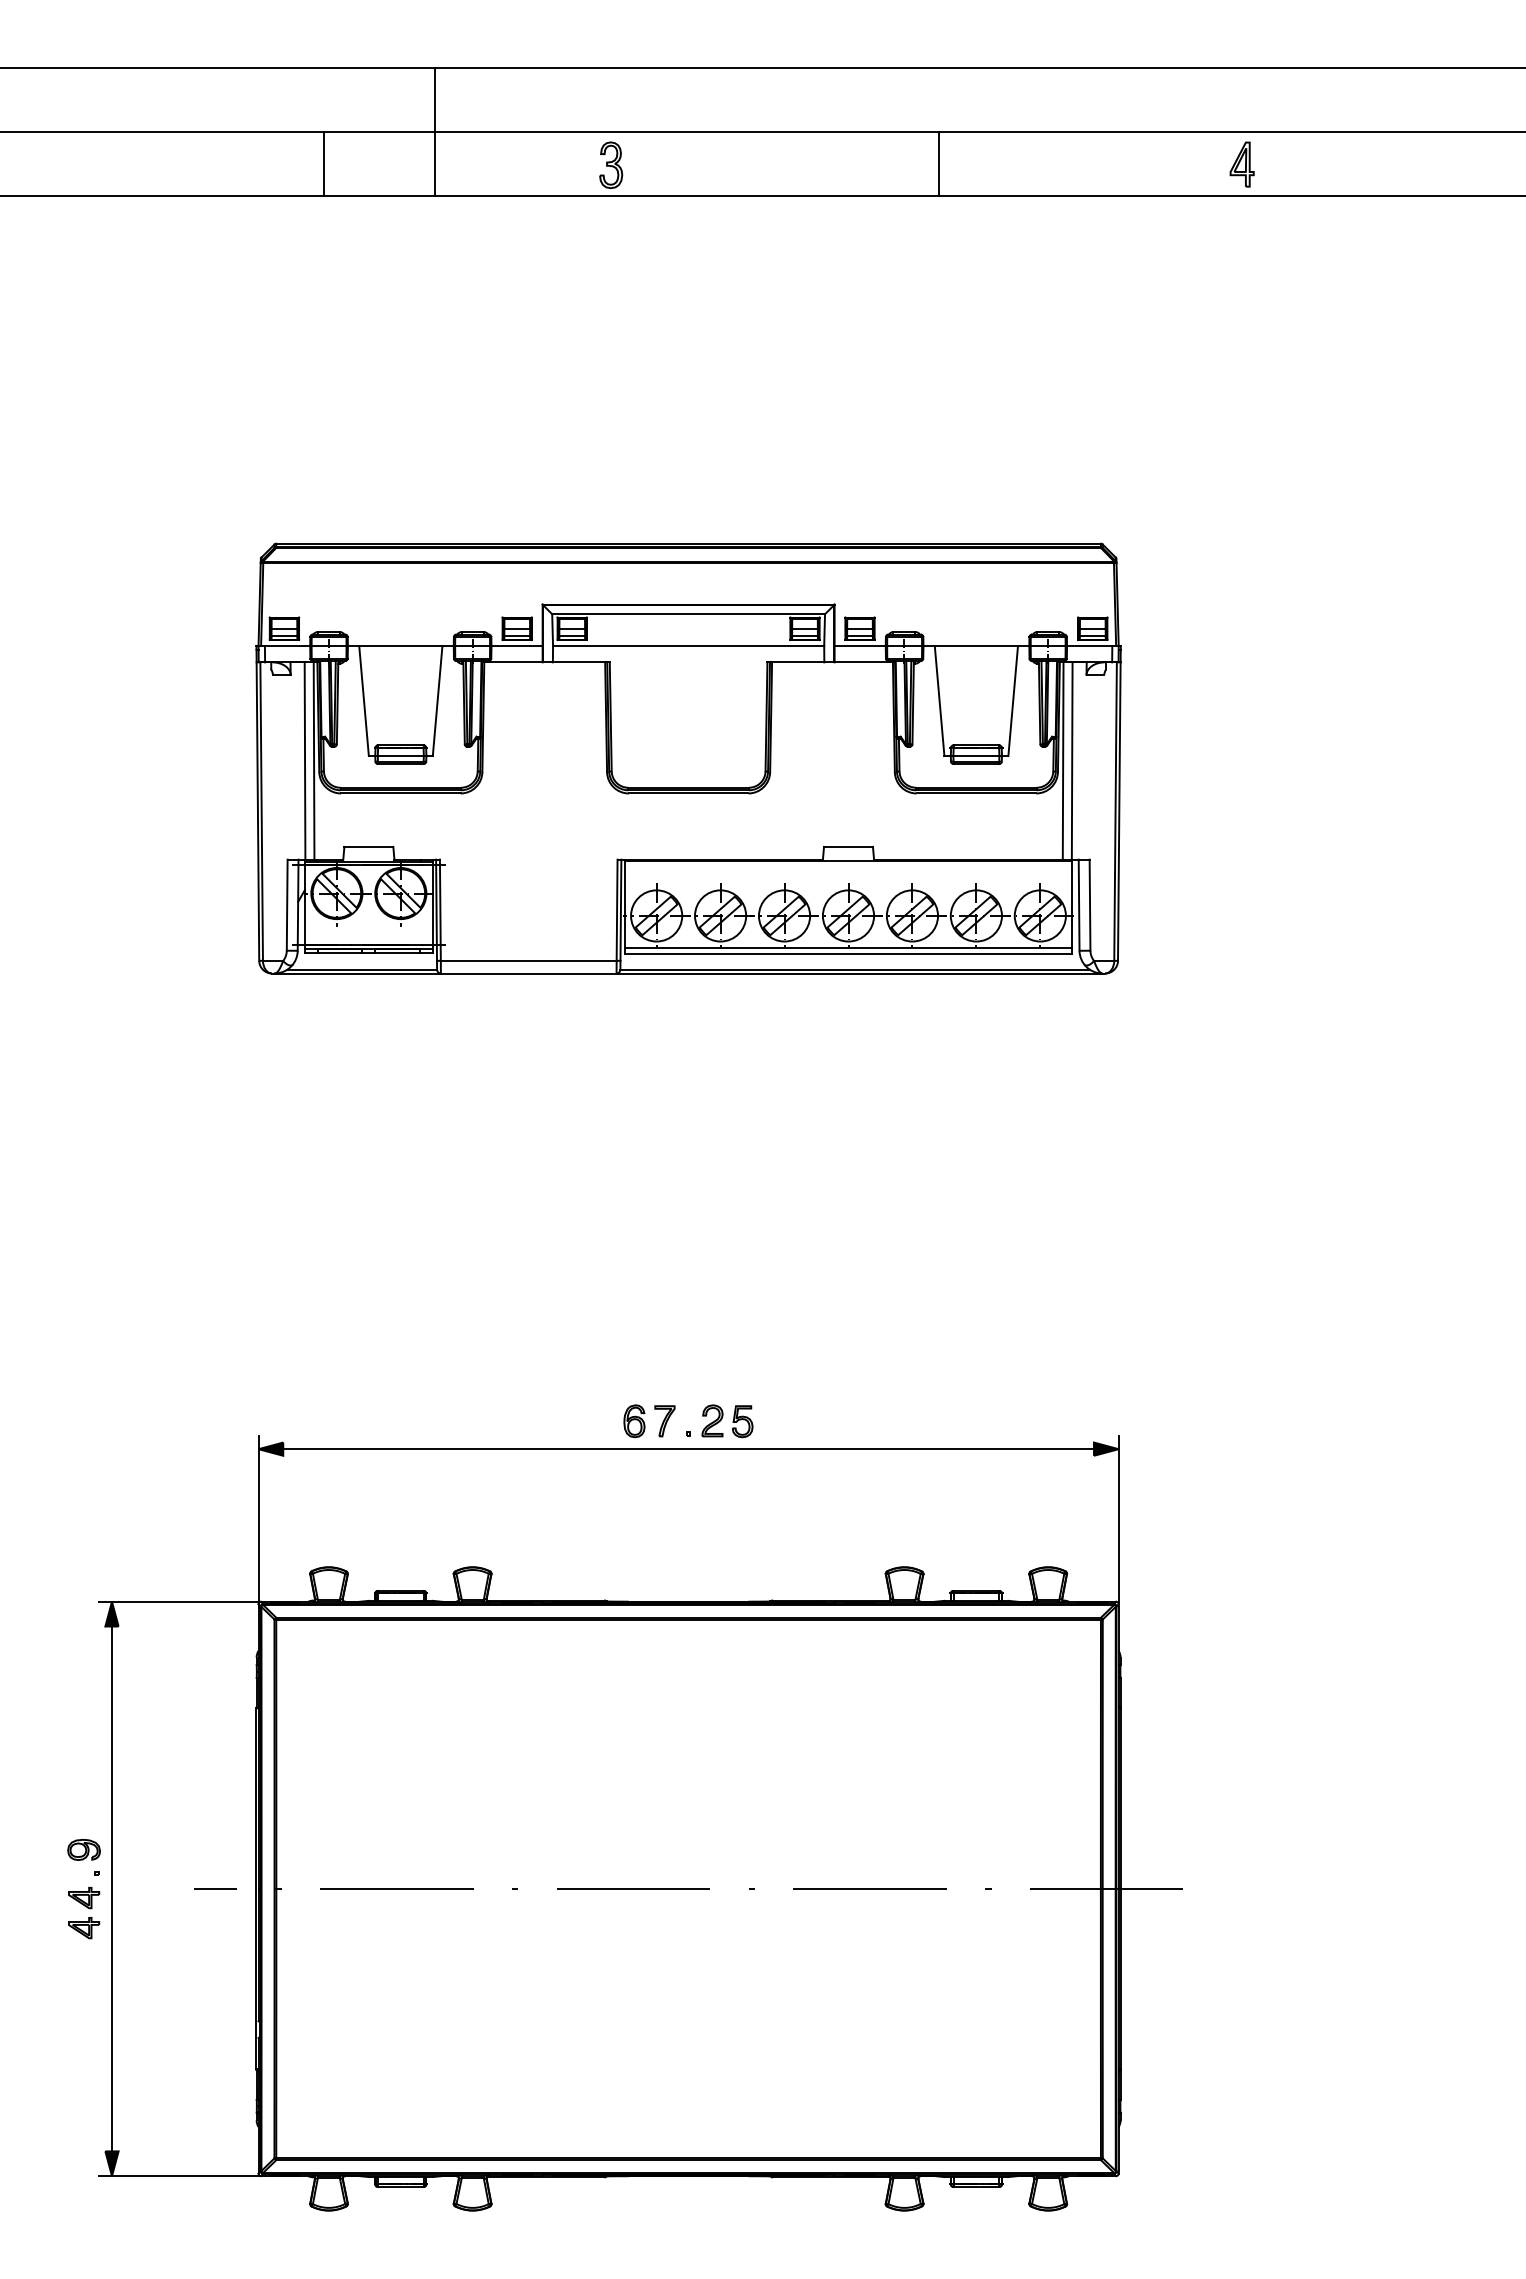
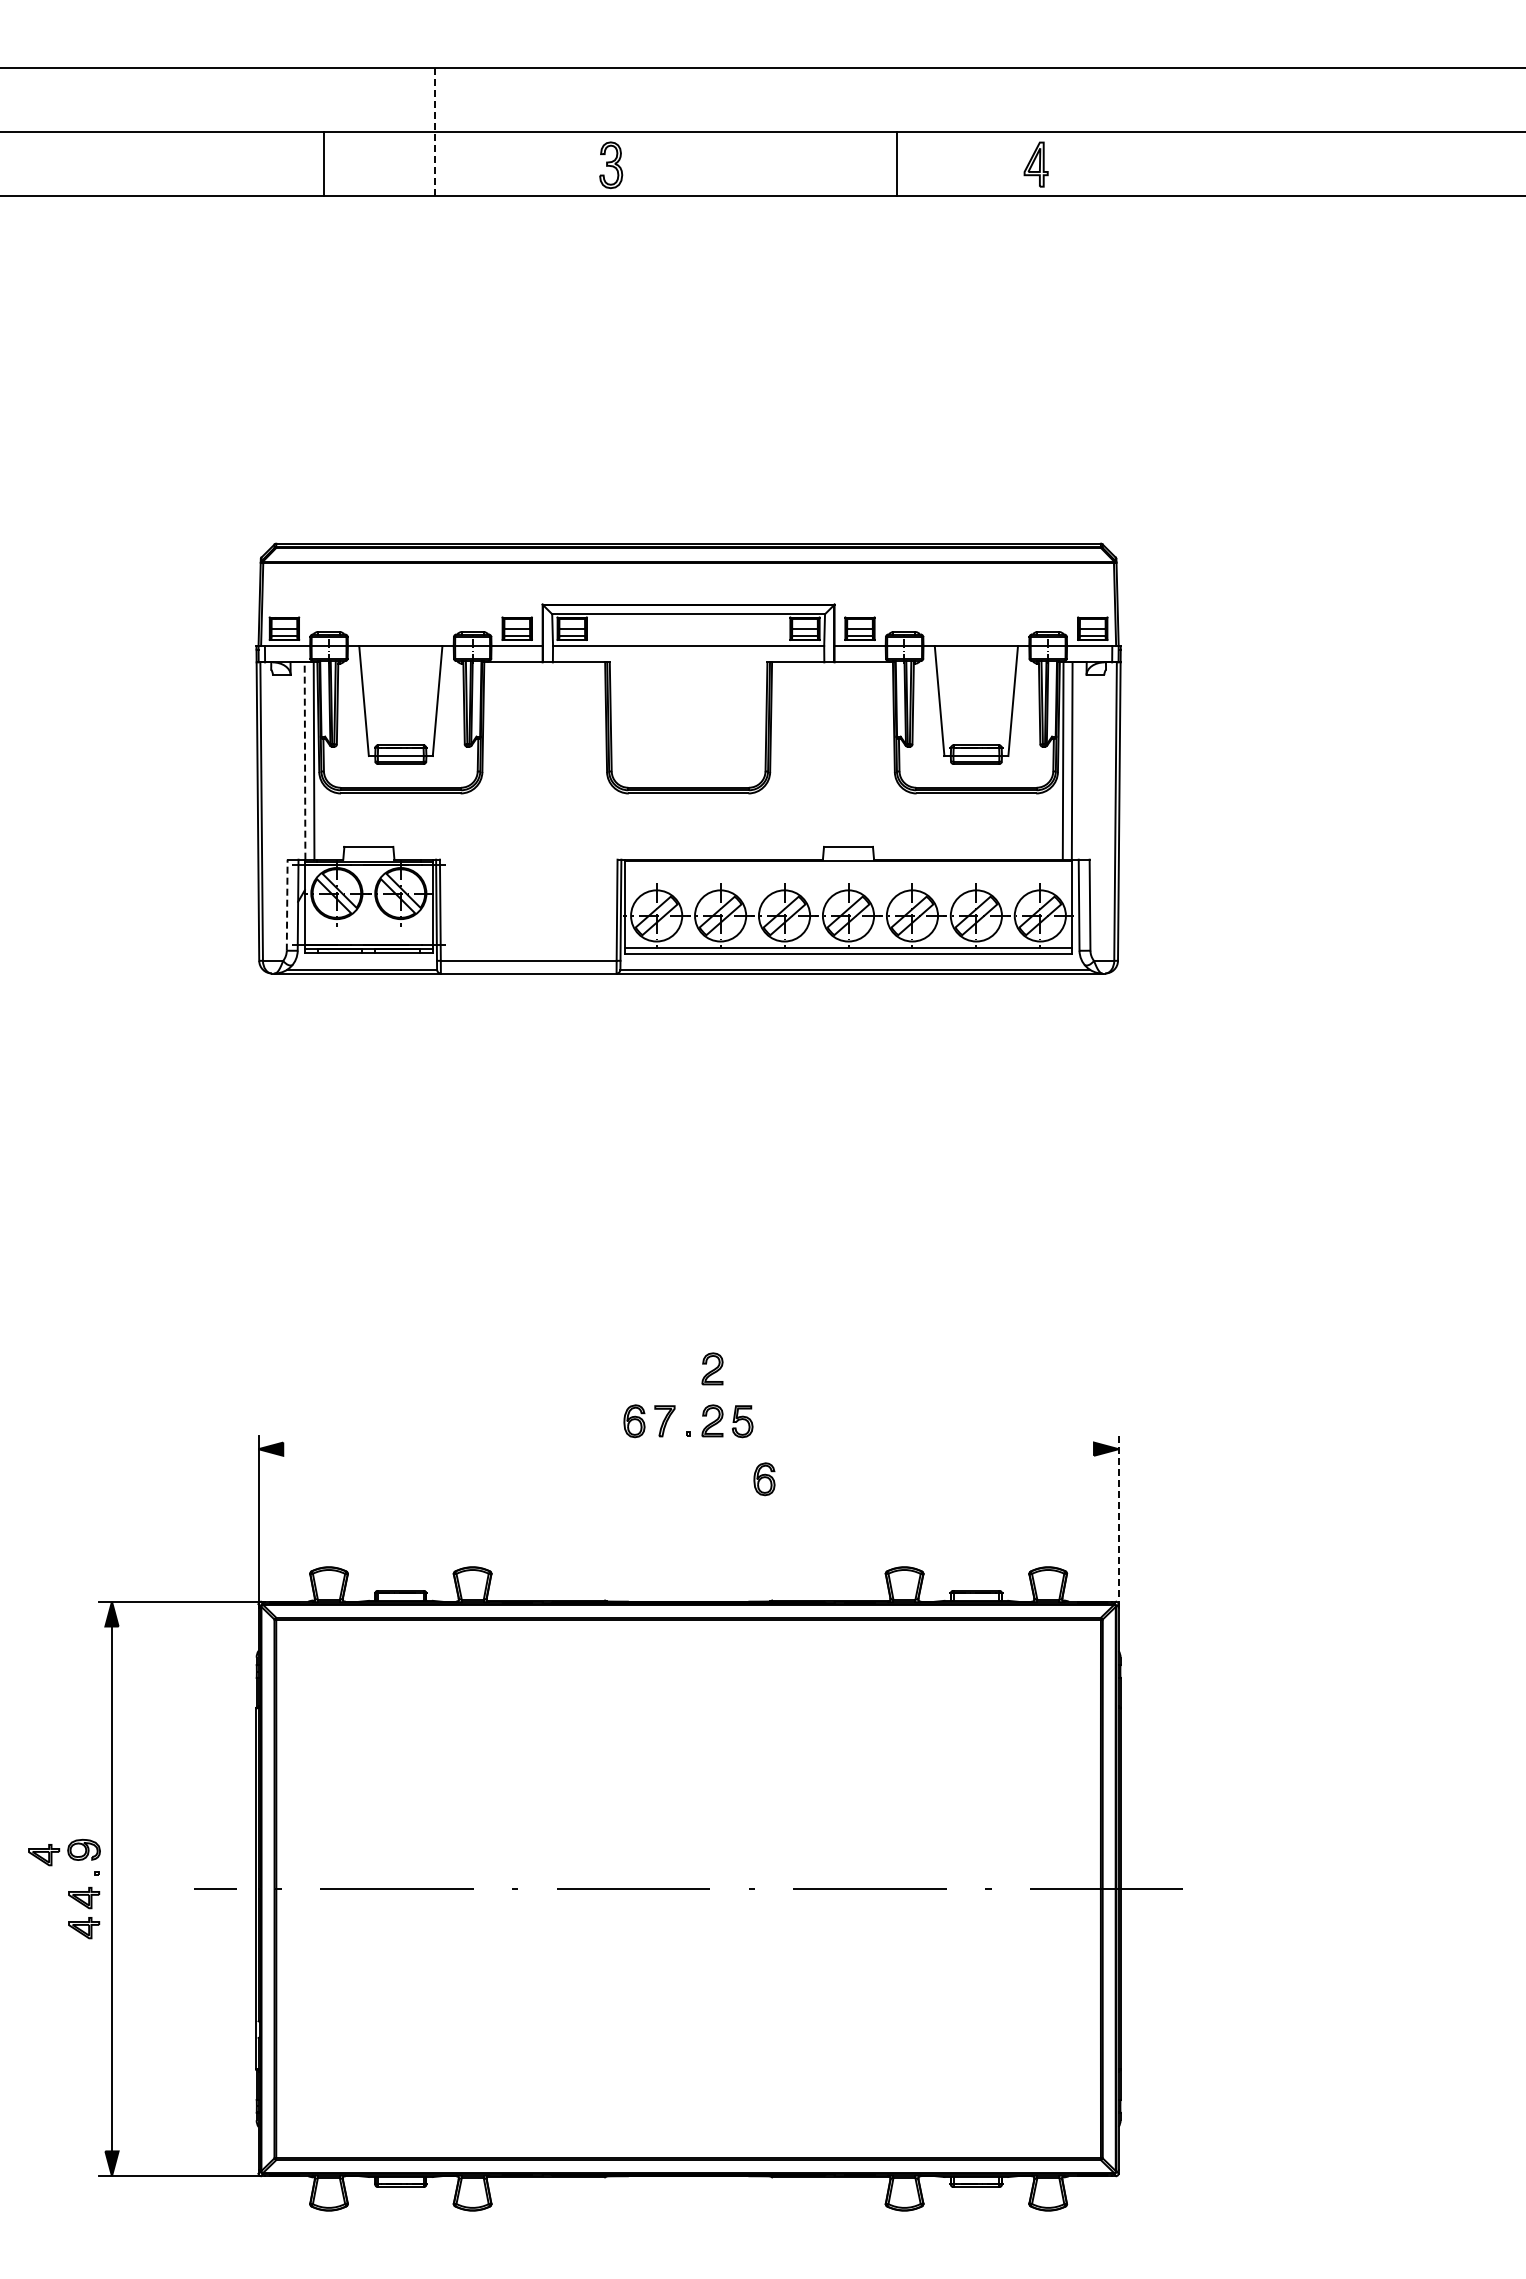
line: solid -> dashed (435, 132)
line position: (939, 164) -> (897, 164) (897, 164)
part position: (1241, 164) -> (1035, 164) (1035, 164)
line: solid -> dashed (305, 761)
line: solid -> dashed (287, 905)
part: none -> present (712, 1368)
line: present -> none (688, 1449)
part: none -> present (764, 1479)
line: solid -> dashed (1118, 1522)
part: none -> present (44, 1855)
